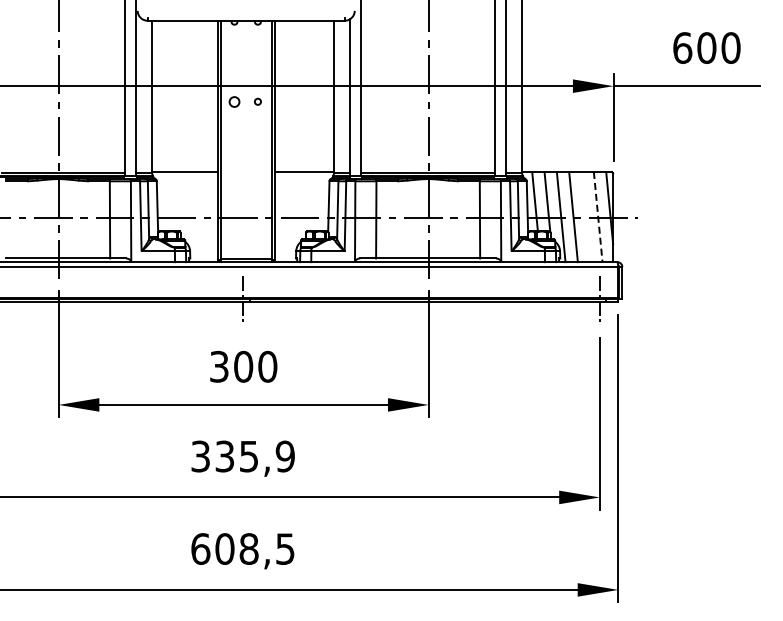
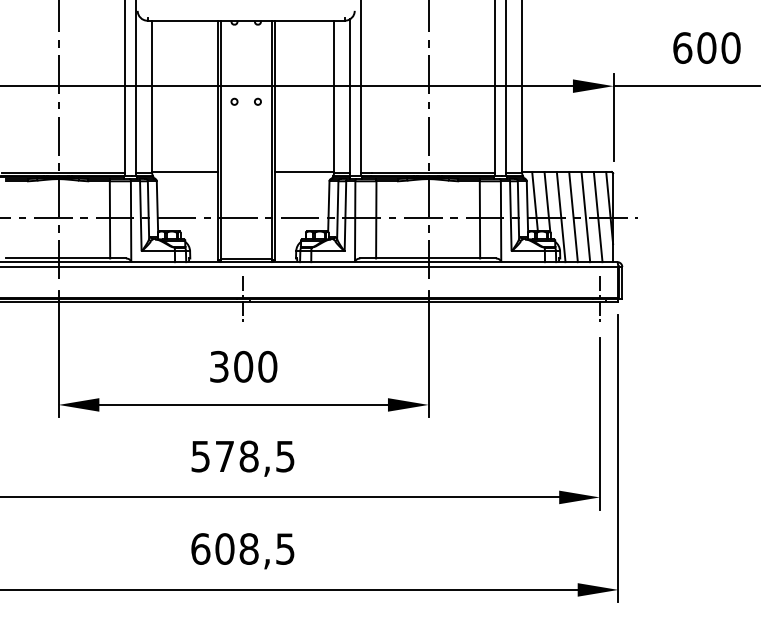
circle size: 13x12 px -> 9x9 px (234, 101)
line: none -> present (585, 217)
line: dashed -> solid (598, 217)
text: 335,9 -> 578,5 (243, 456)
